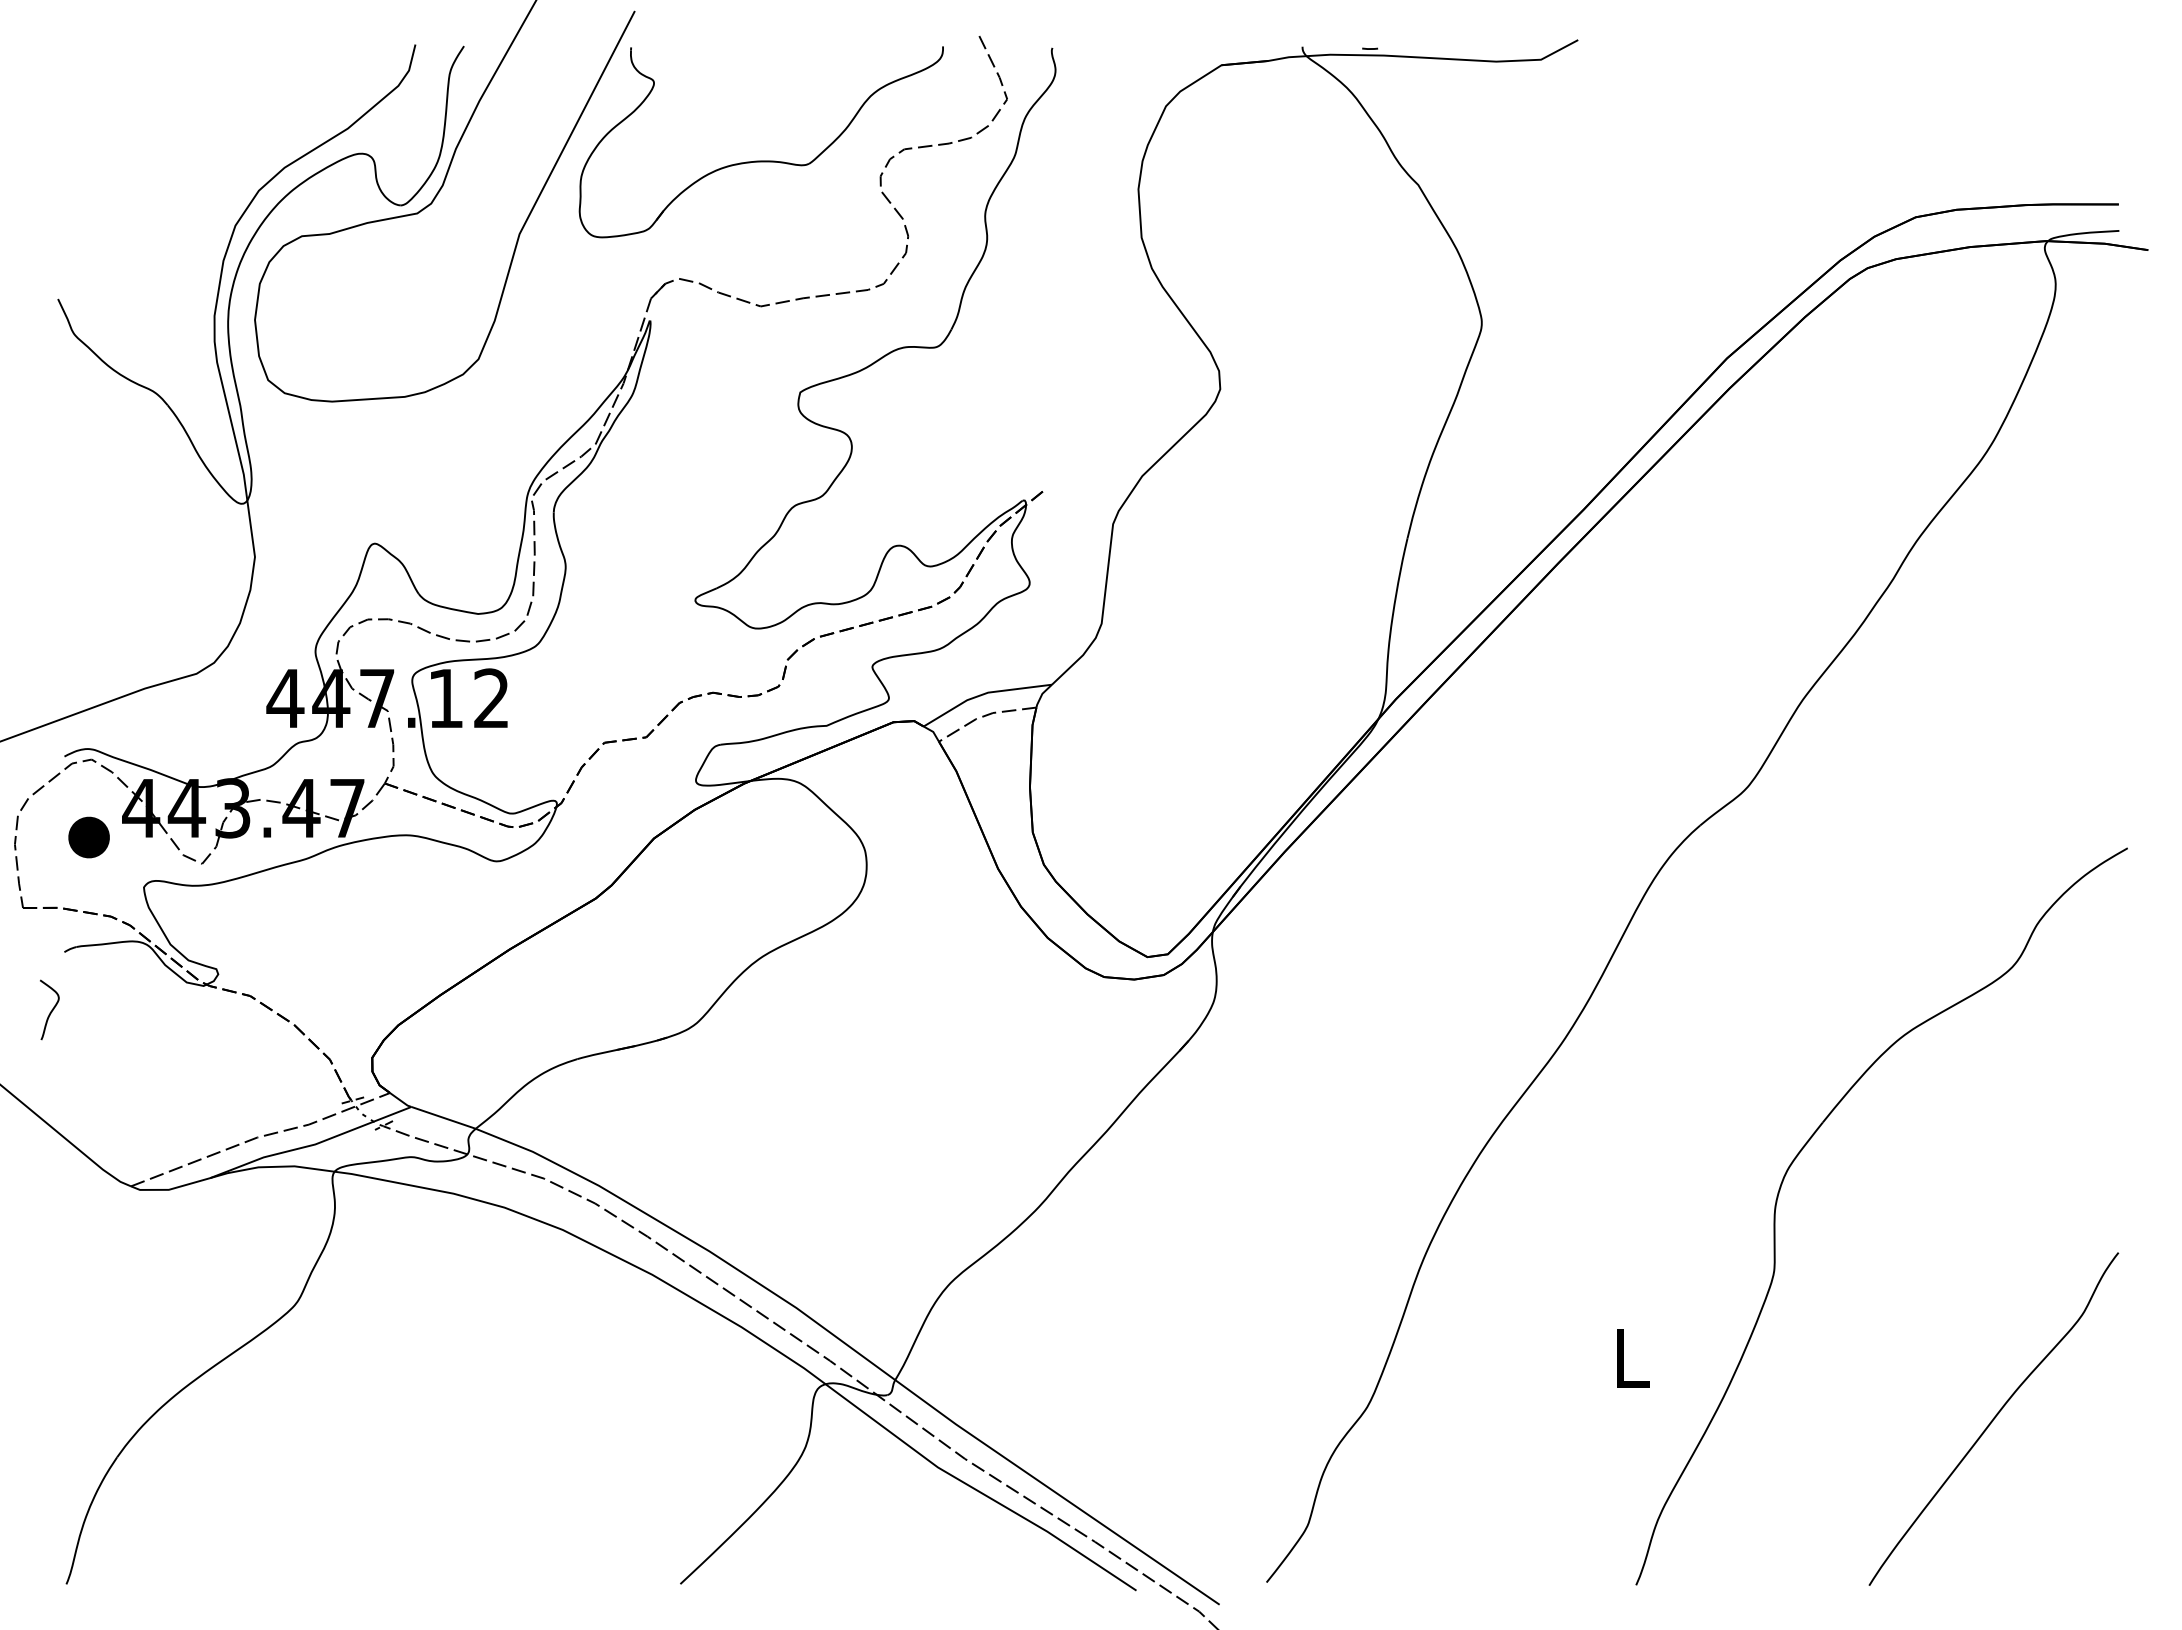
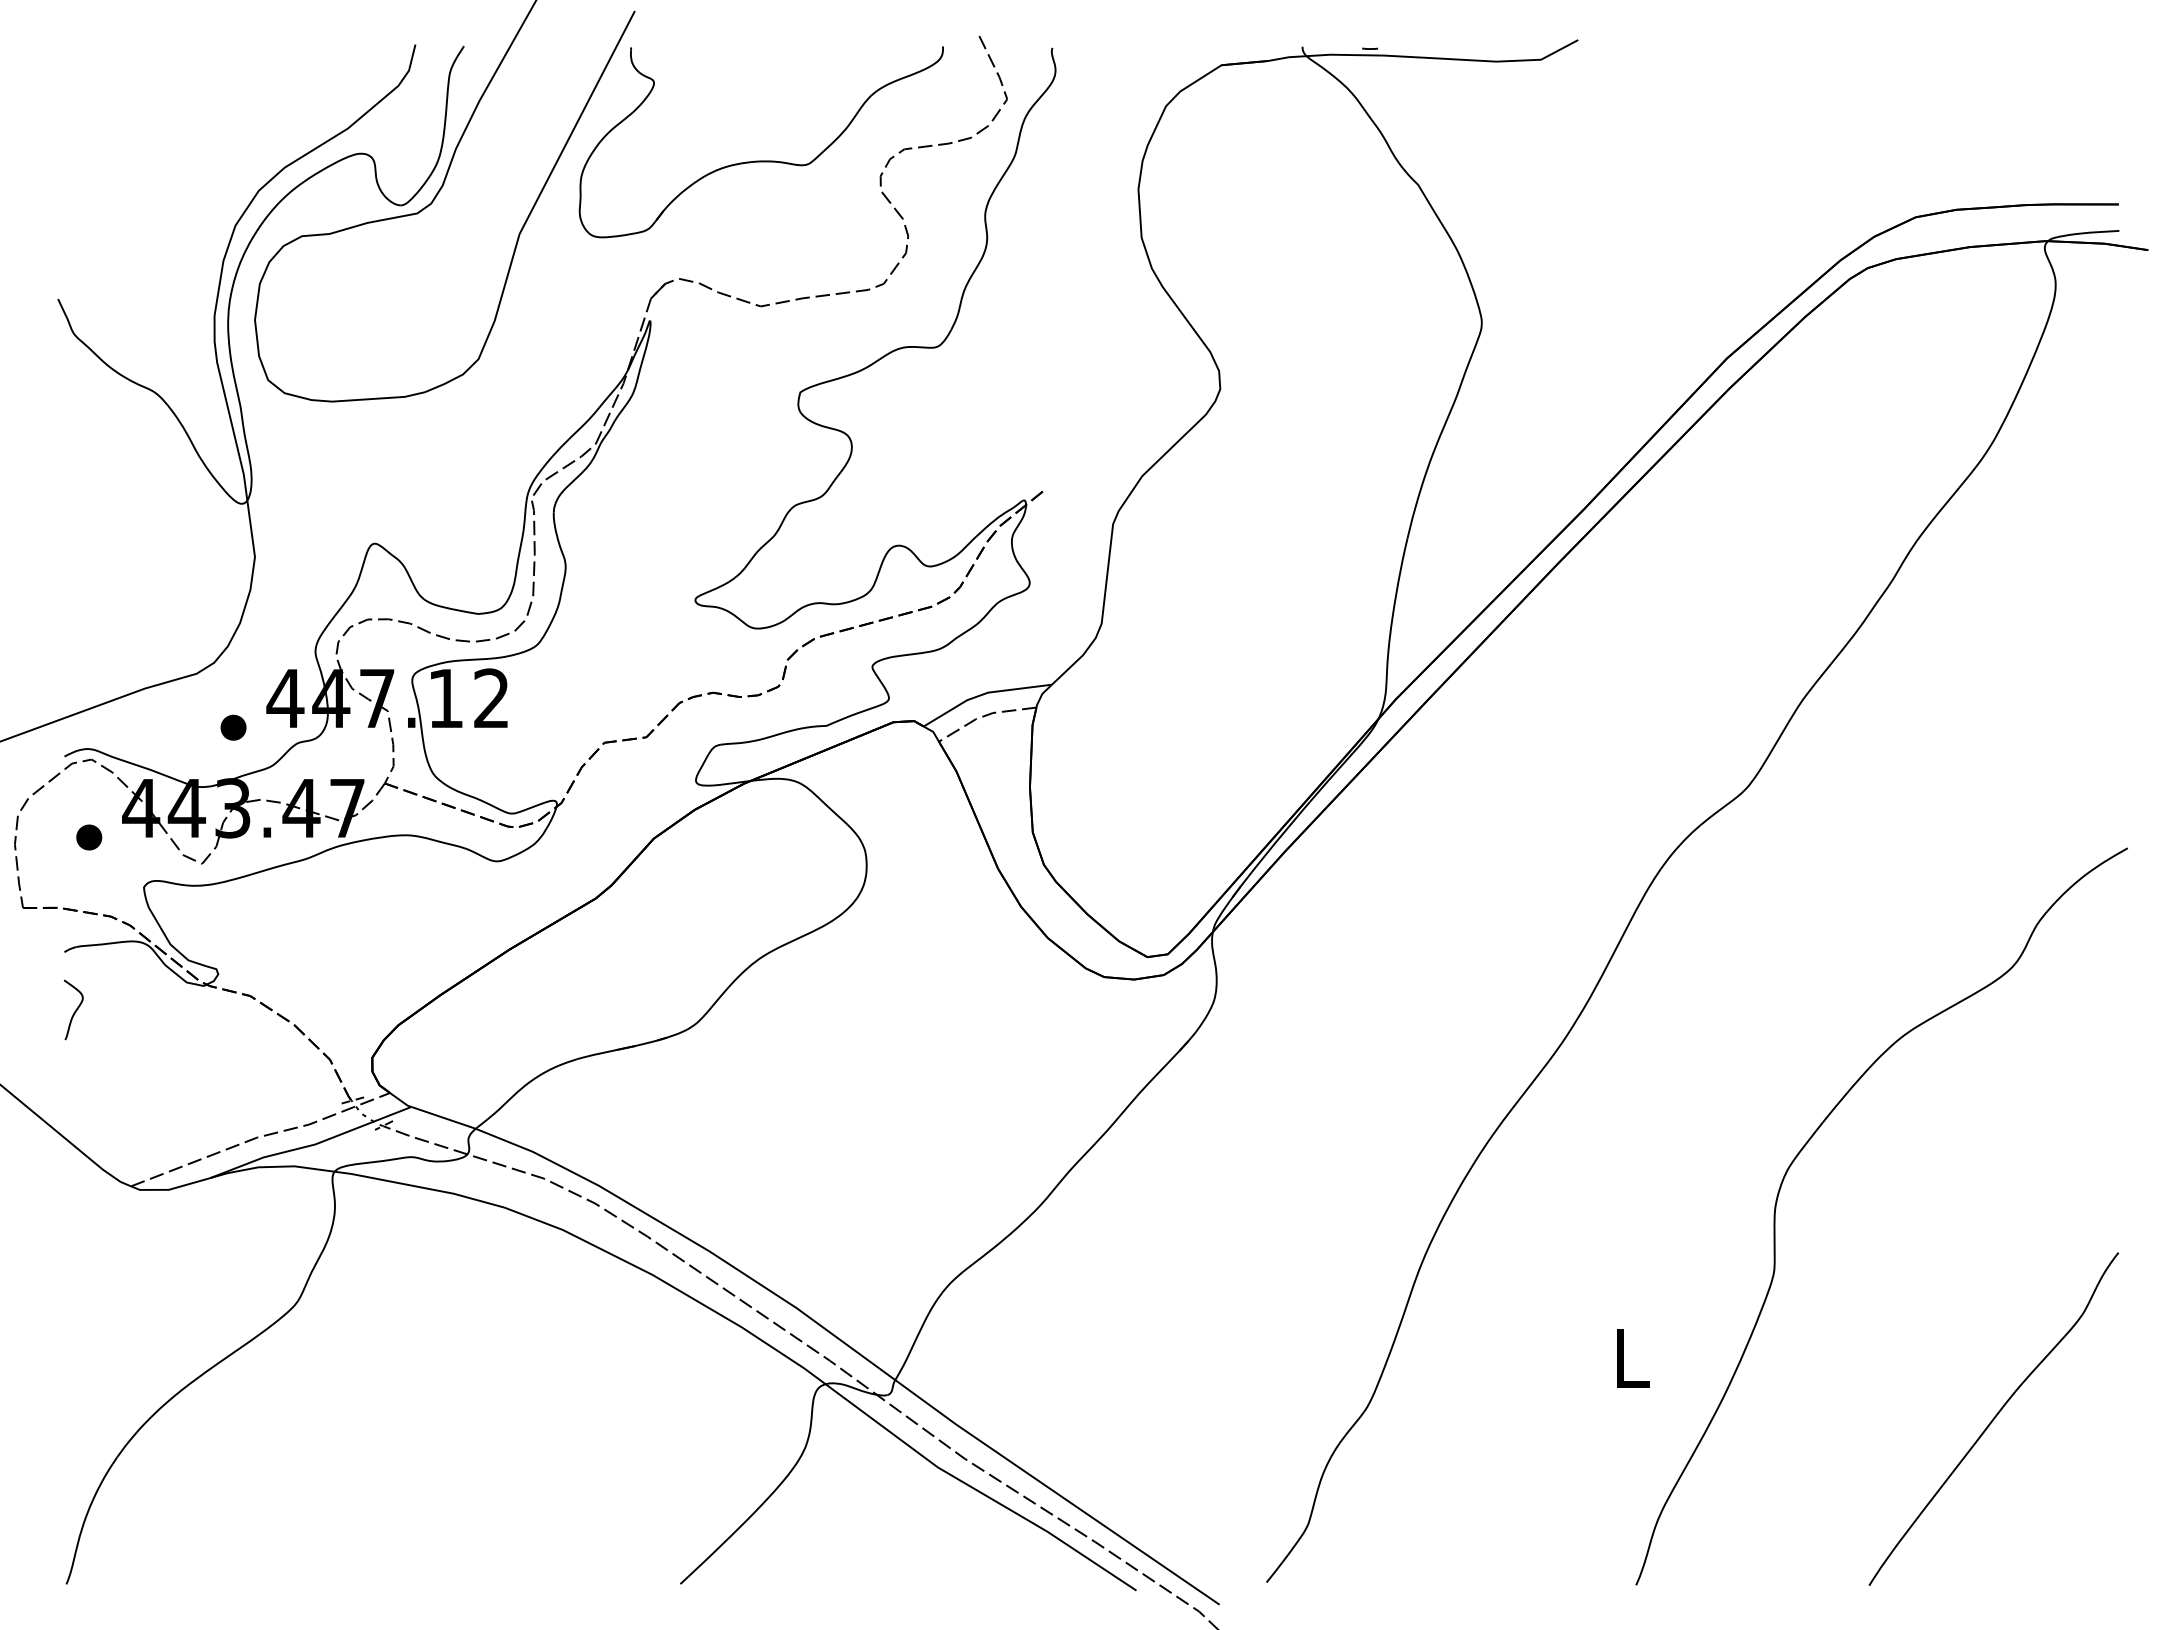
part: none -> present (233, 727)
part size: 42x43 px -> 27x27 px (89, 837)
curve position: (51, 1009) -> (75, 1009) (75, 1009)
